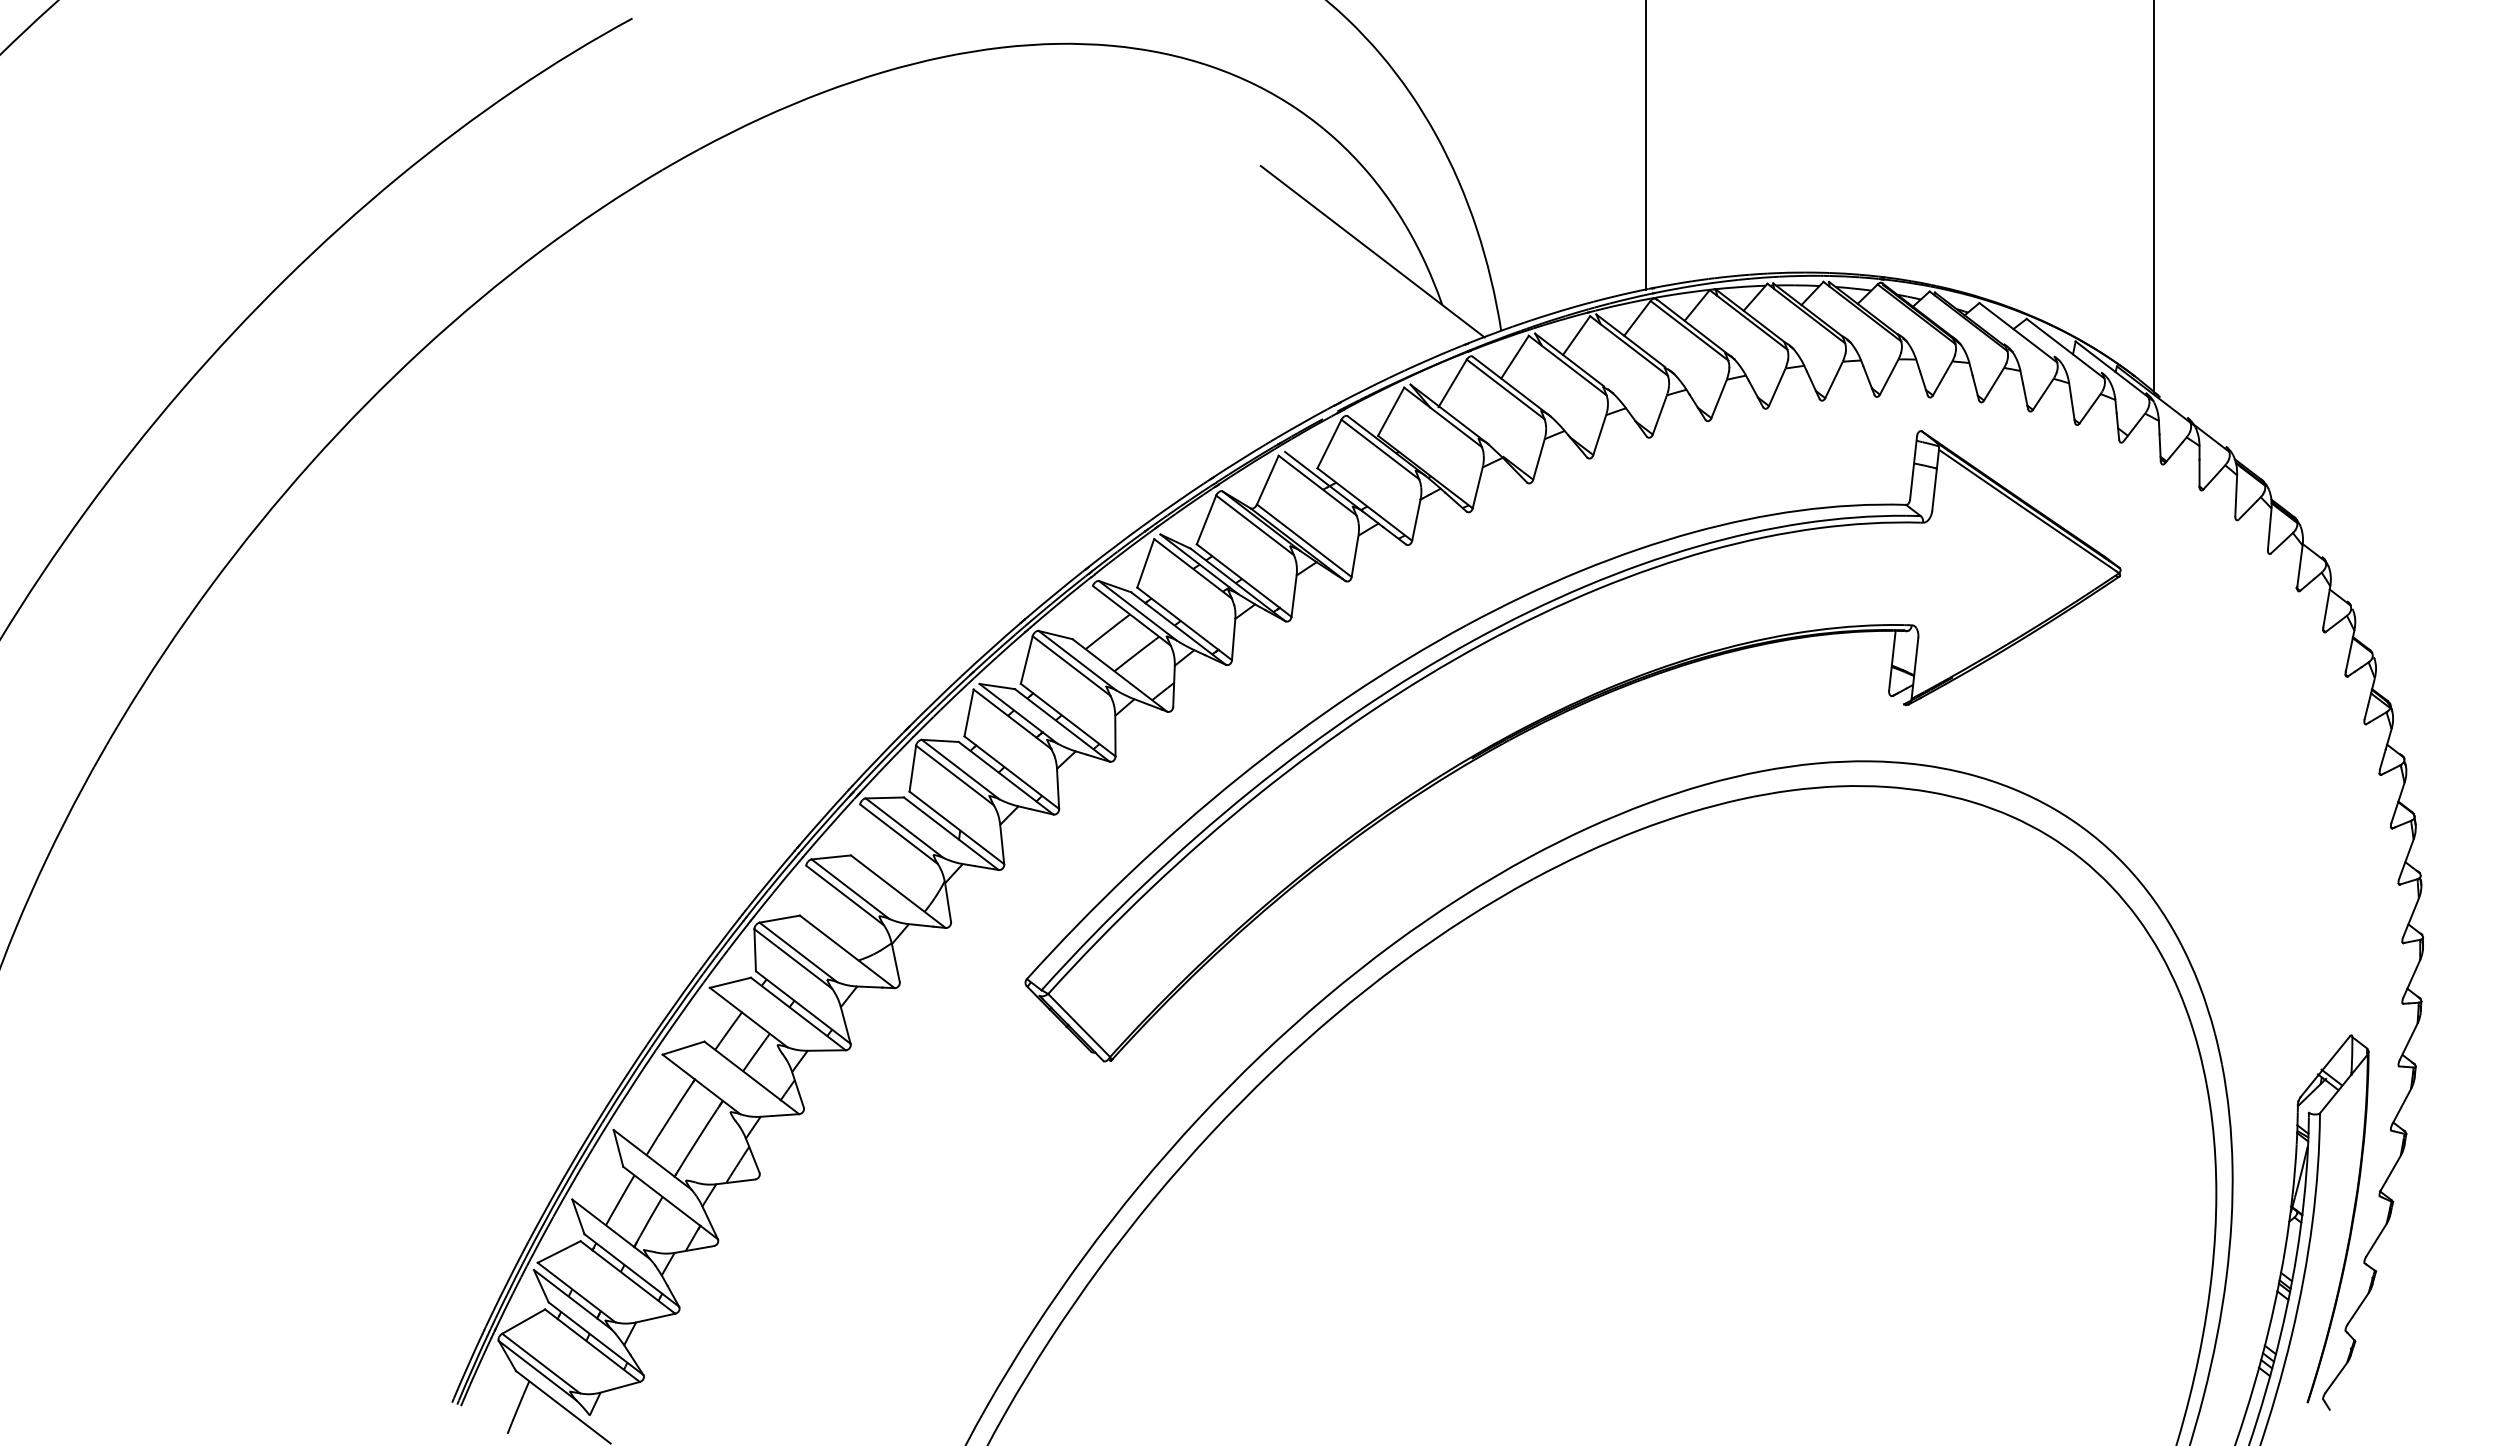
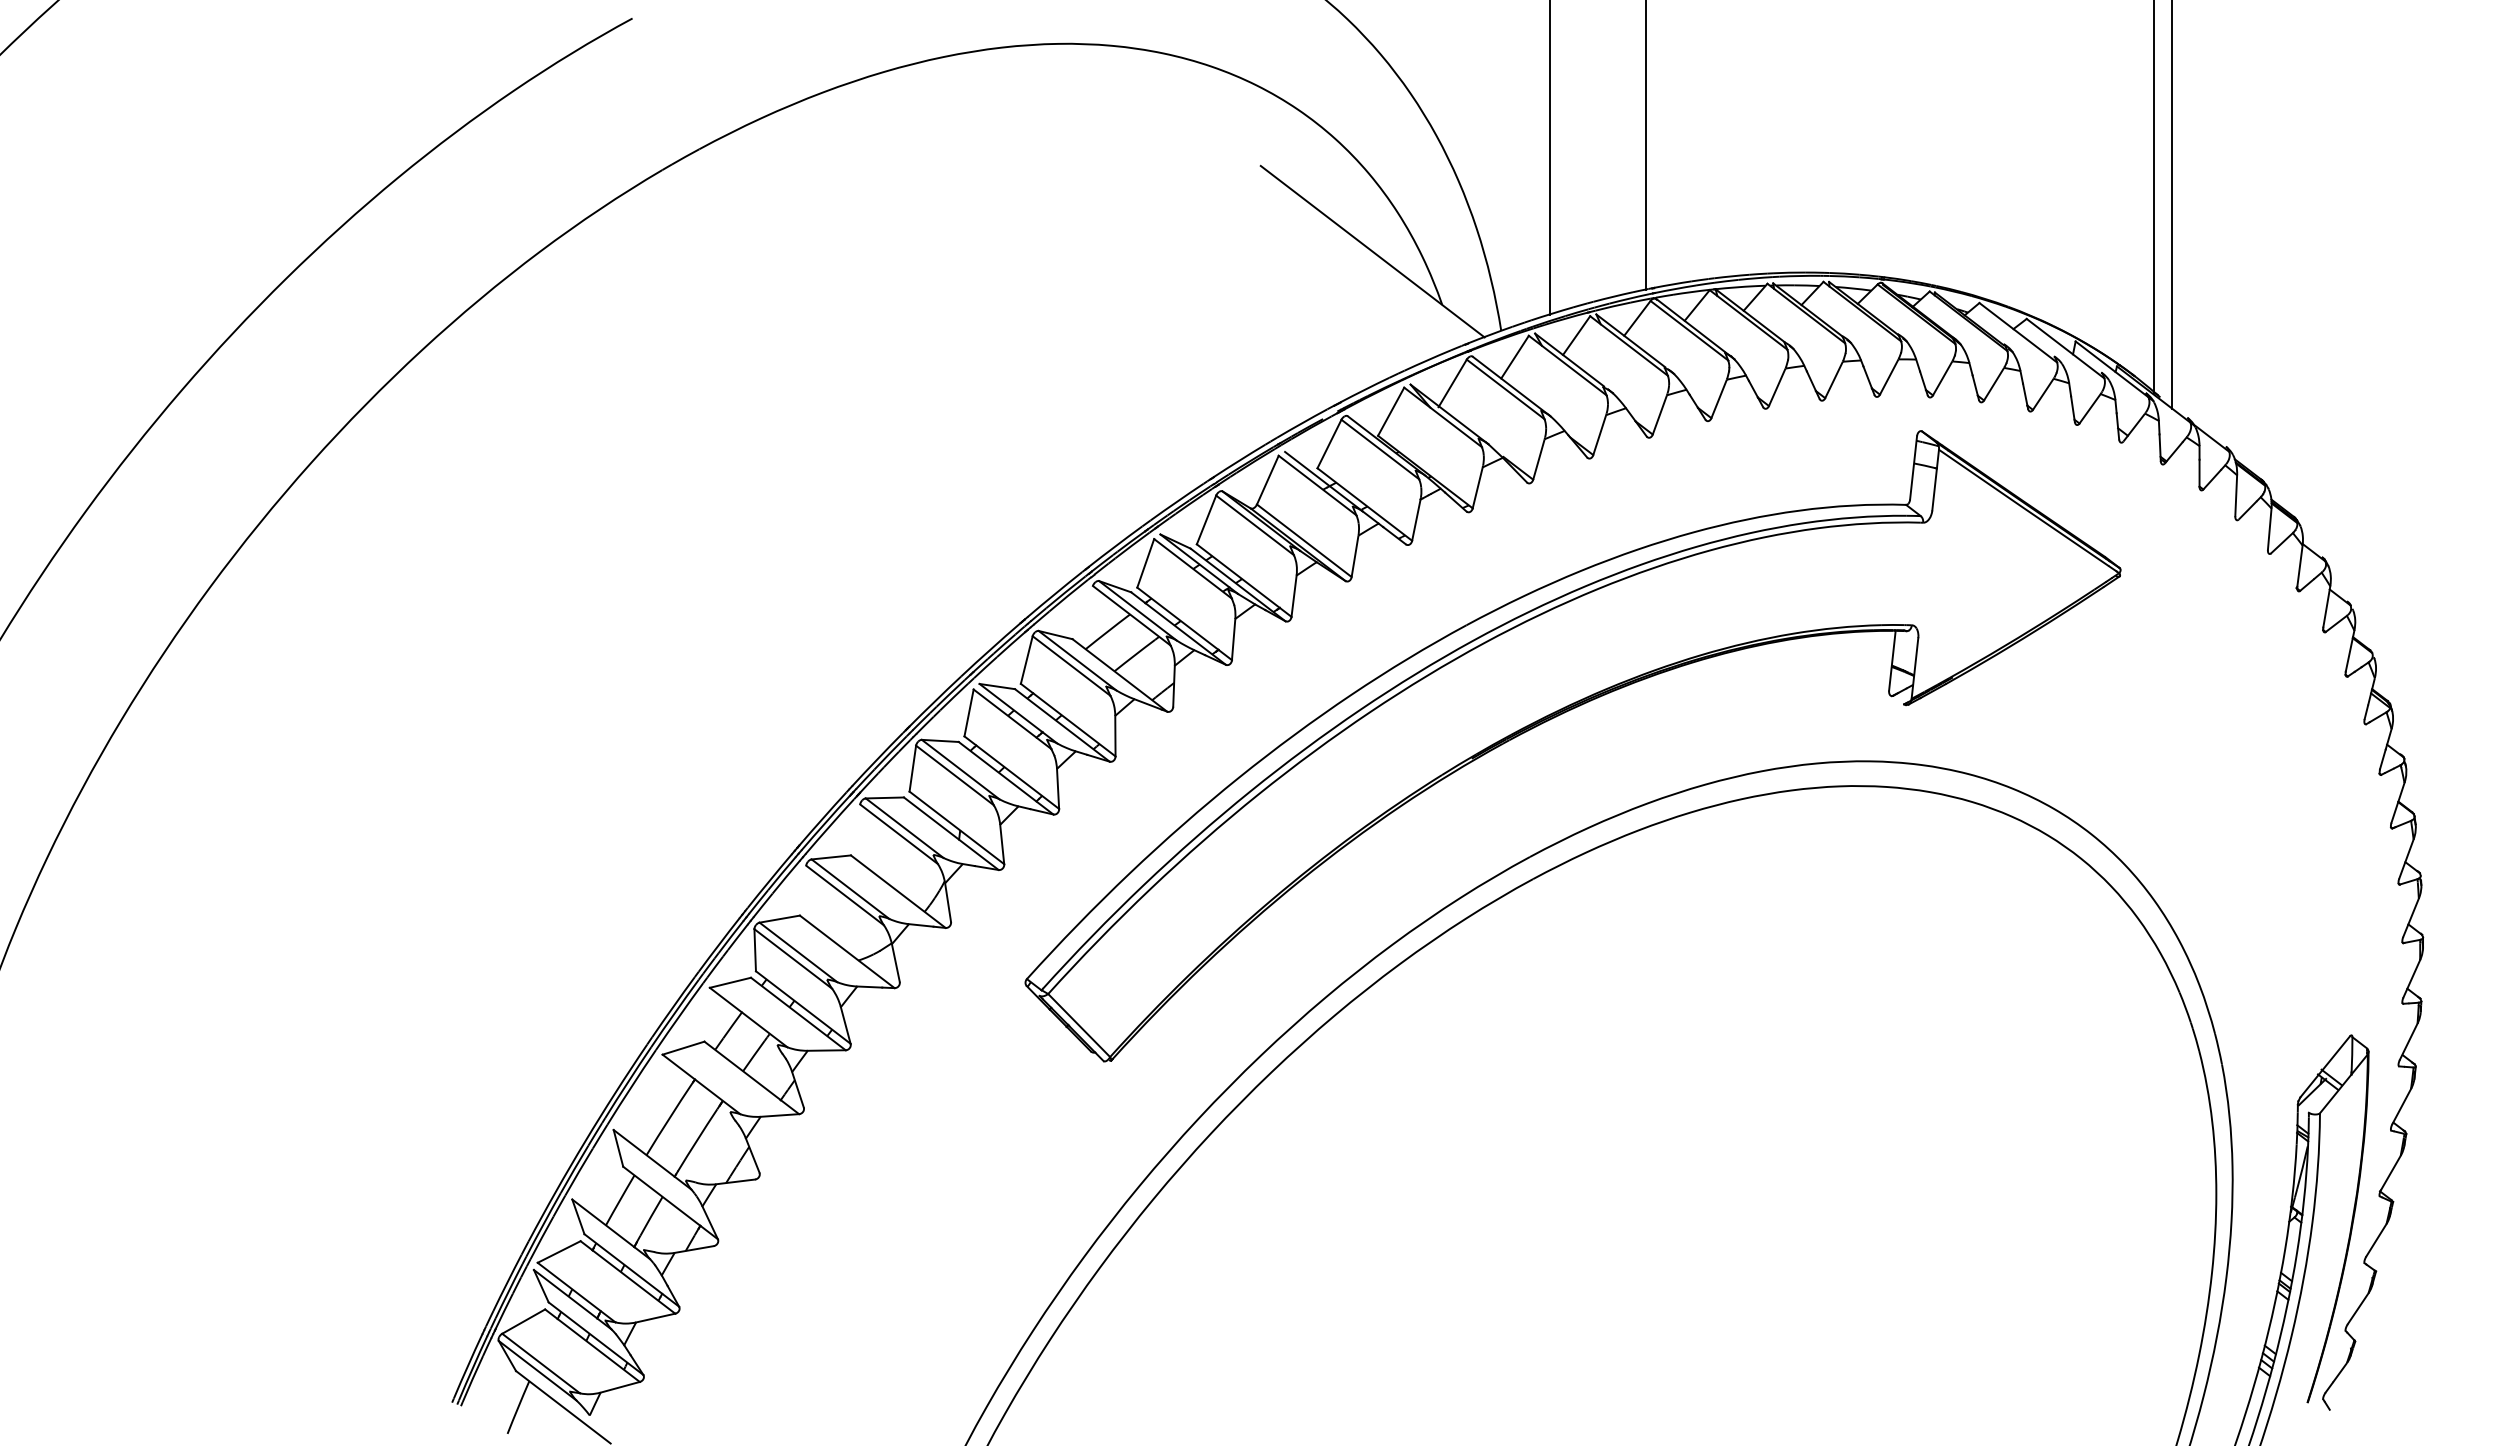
line: none -> present (1550, 158)
line: none -> present (2172, 205)
